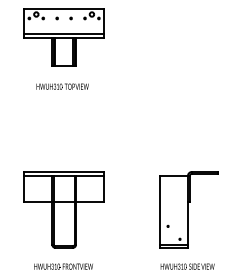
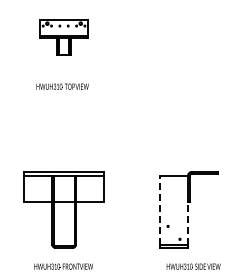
part size: 82x59 px -> 50x37 px (63, 37)
line: solid -> dashed (160, 209)
line: solid -> dashed (187, 223)
text position: (187, 266) -> (193, 266) (193, 266)
